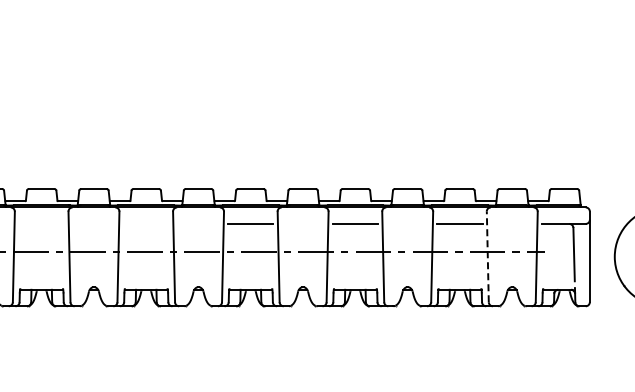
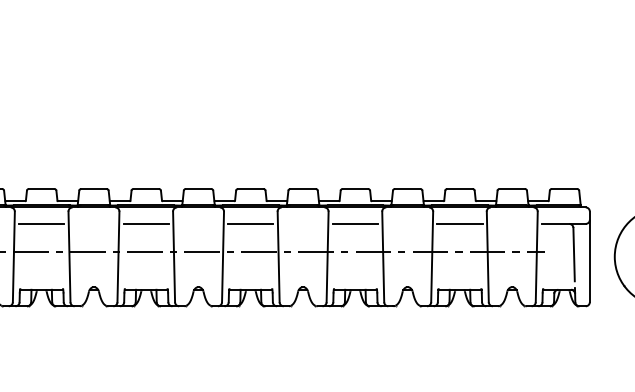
line: none -> present (41, 223)
line: none -> present (145, 223)
line: dashed -> solid (487, 256)
